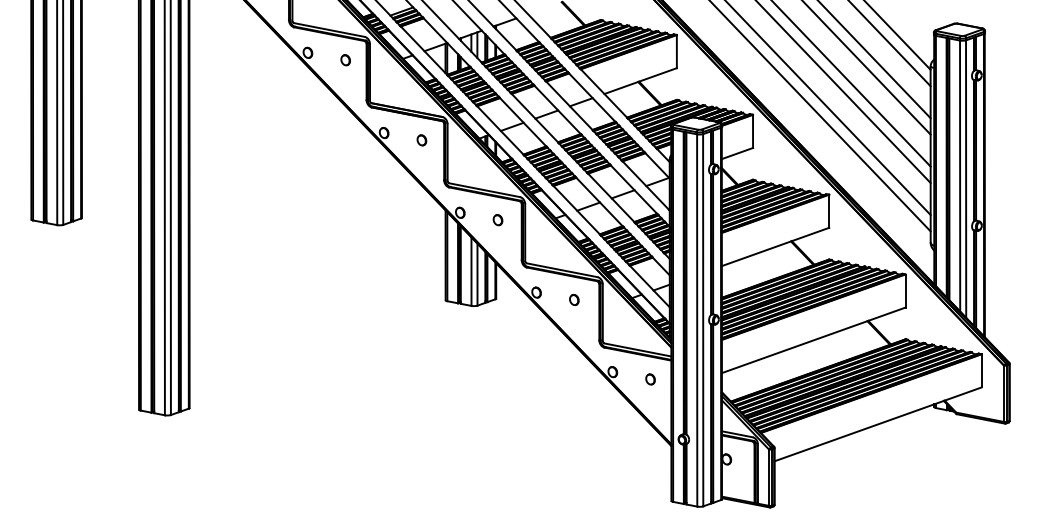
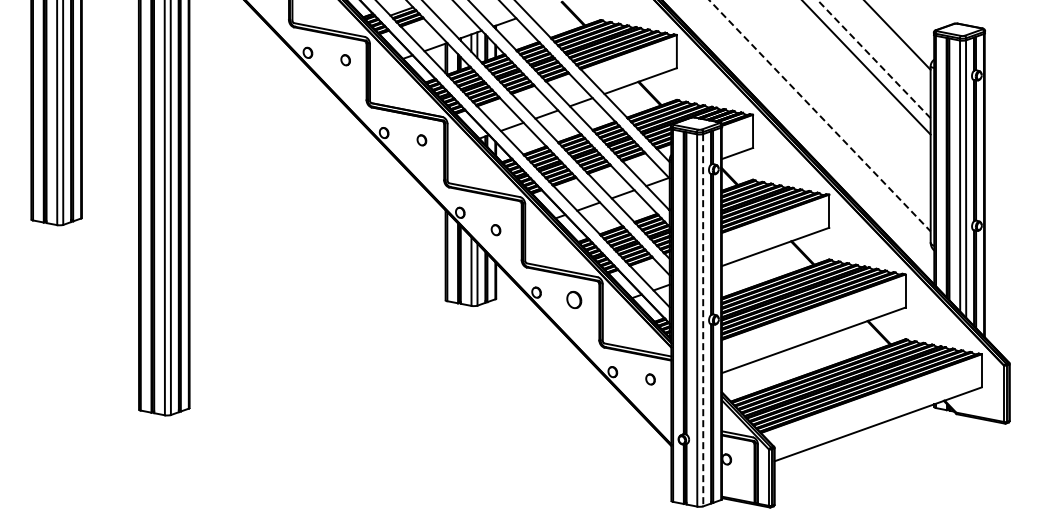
line: present -> none (890, 44)
line: solid -> dashed (873, 59)
line: present -> none (851, 84)
line: present -> none (843, 92)
line: present -> none (828, 108)
line: solid -> dashed (820, 115)
part position: (497, 220) -> (495, 230) (495, 230)
part size: 11x12 px -> 17x19 px (574, 299)
line: solid -> dashed (703, 320)
